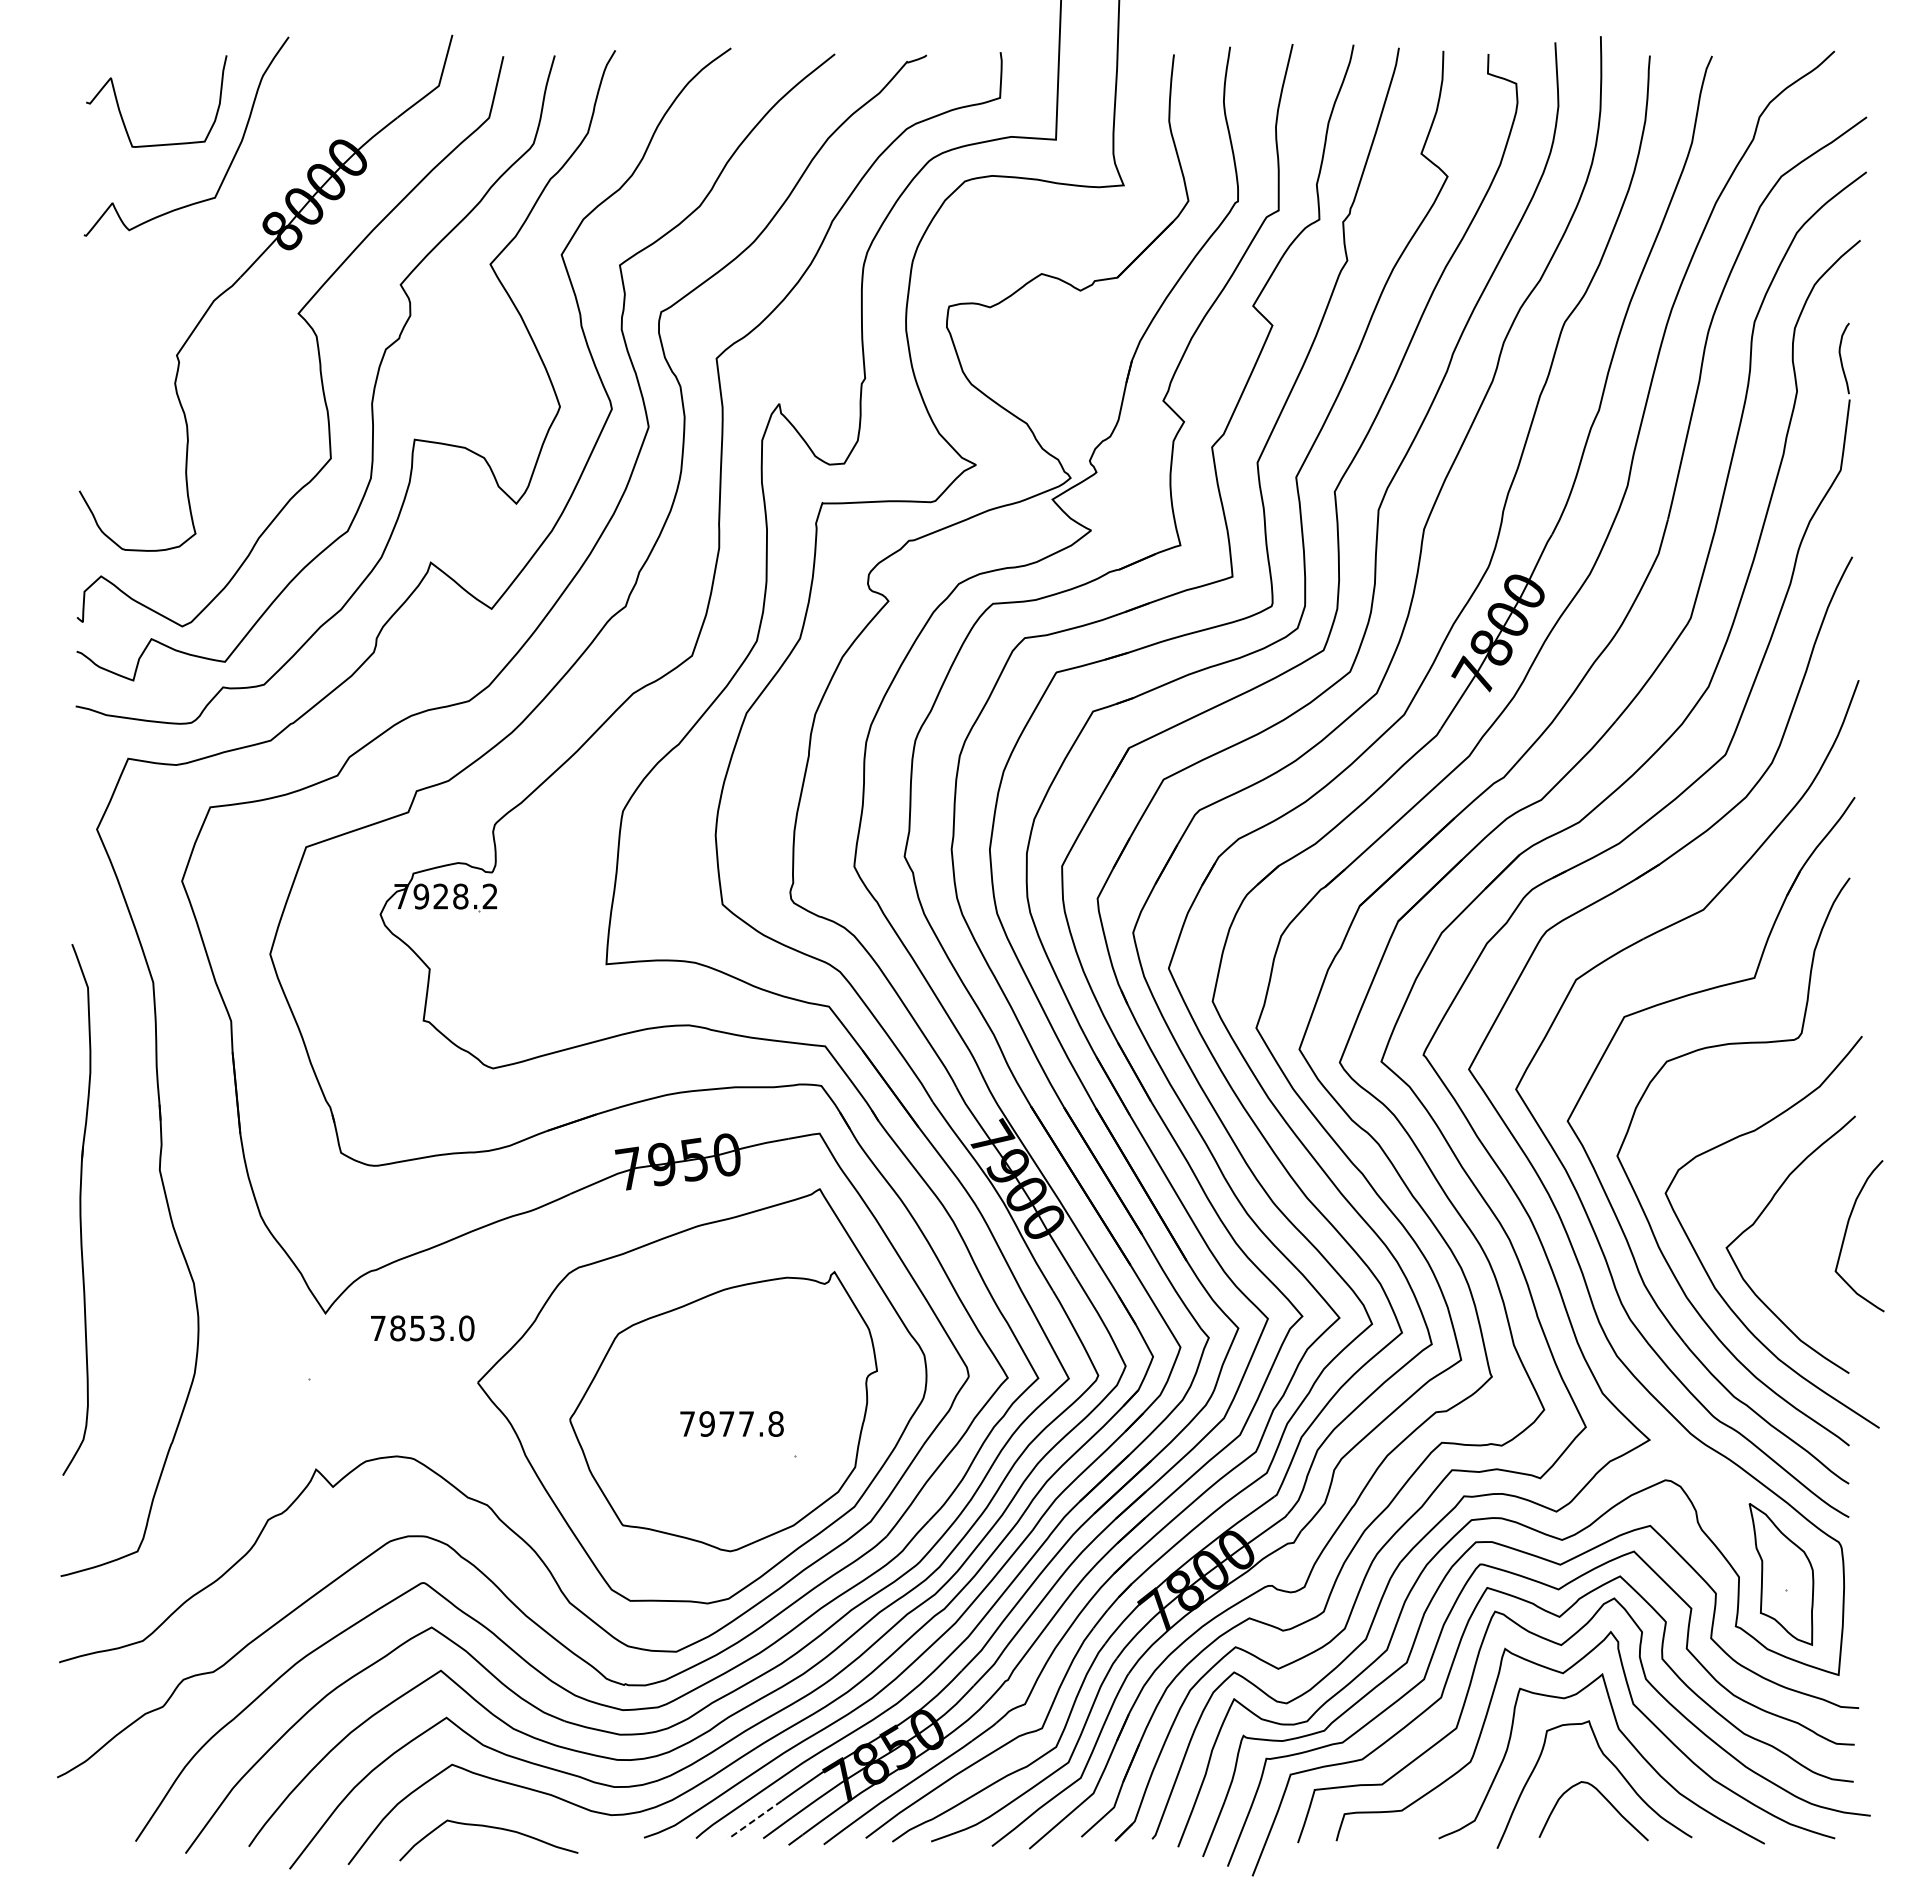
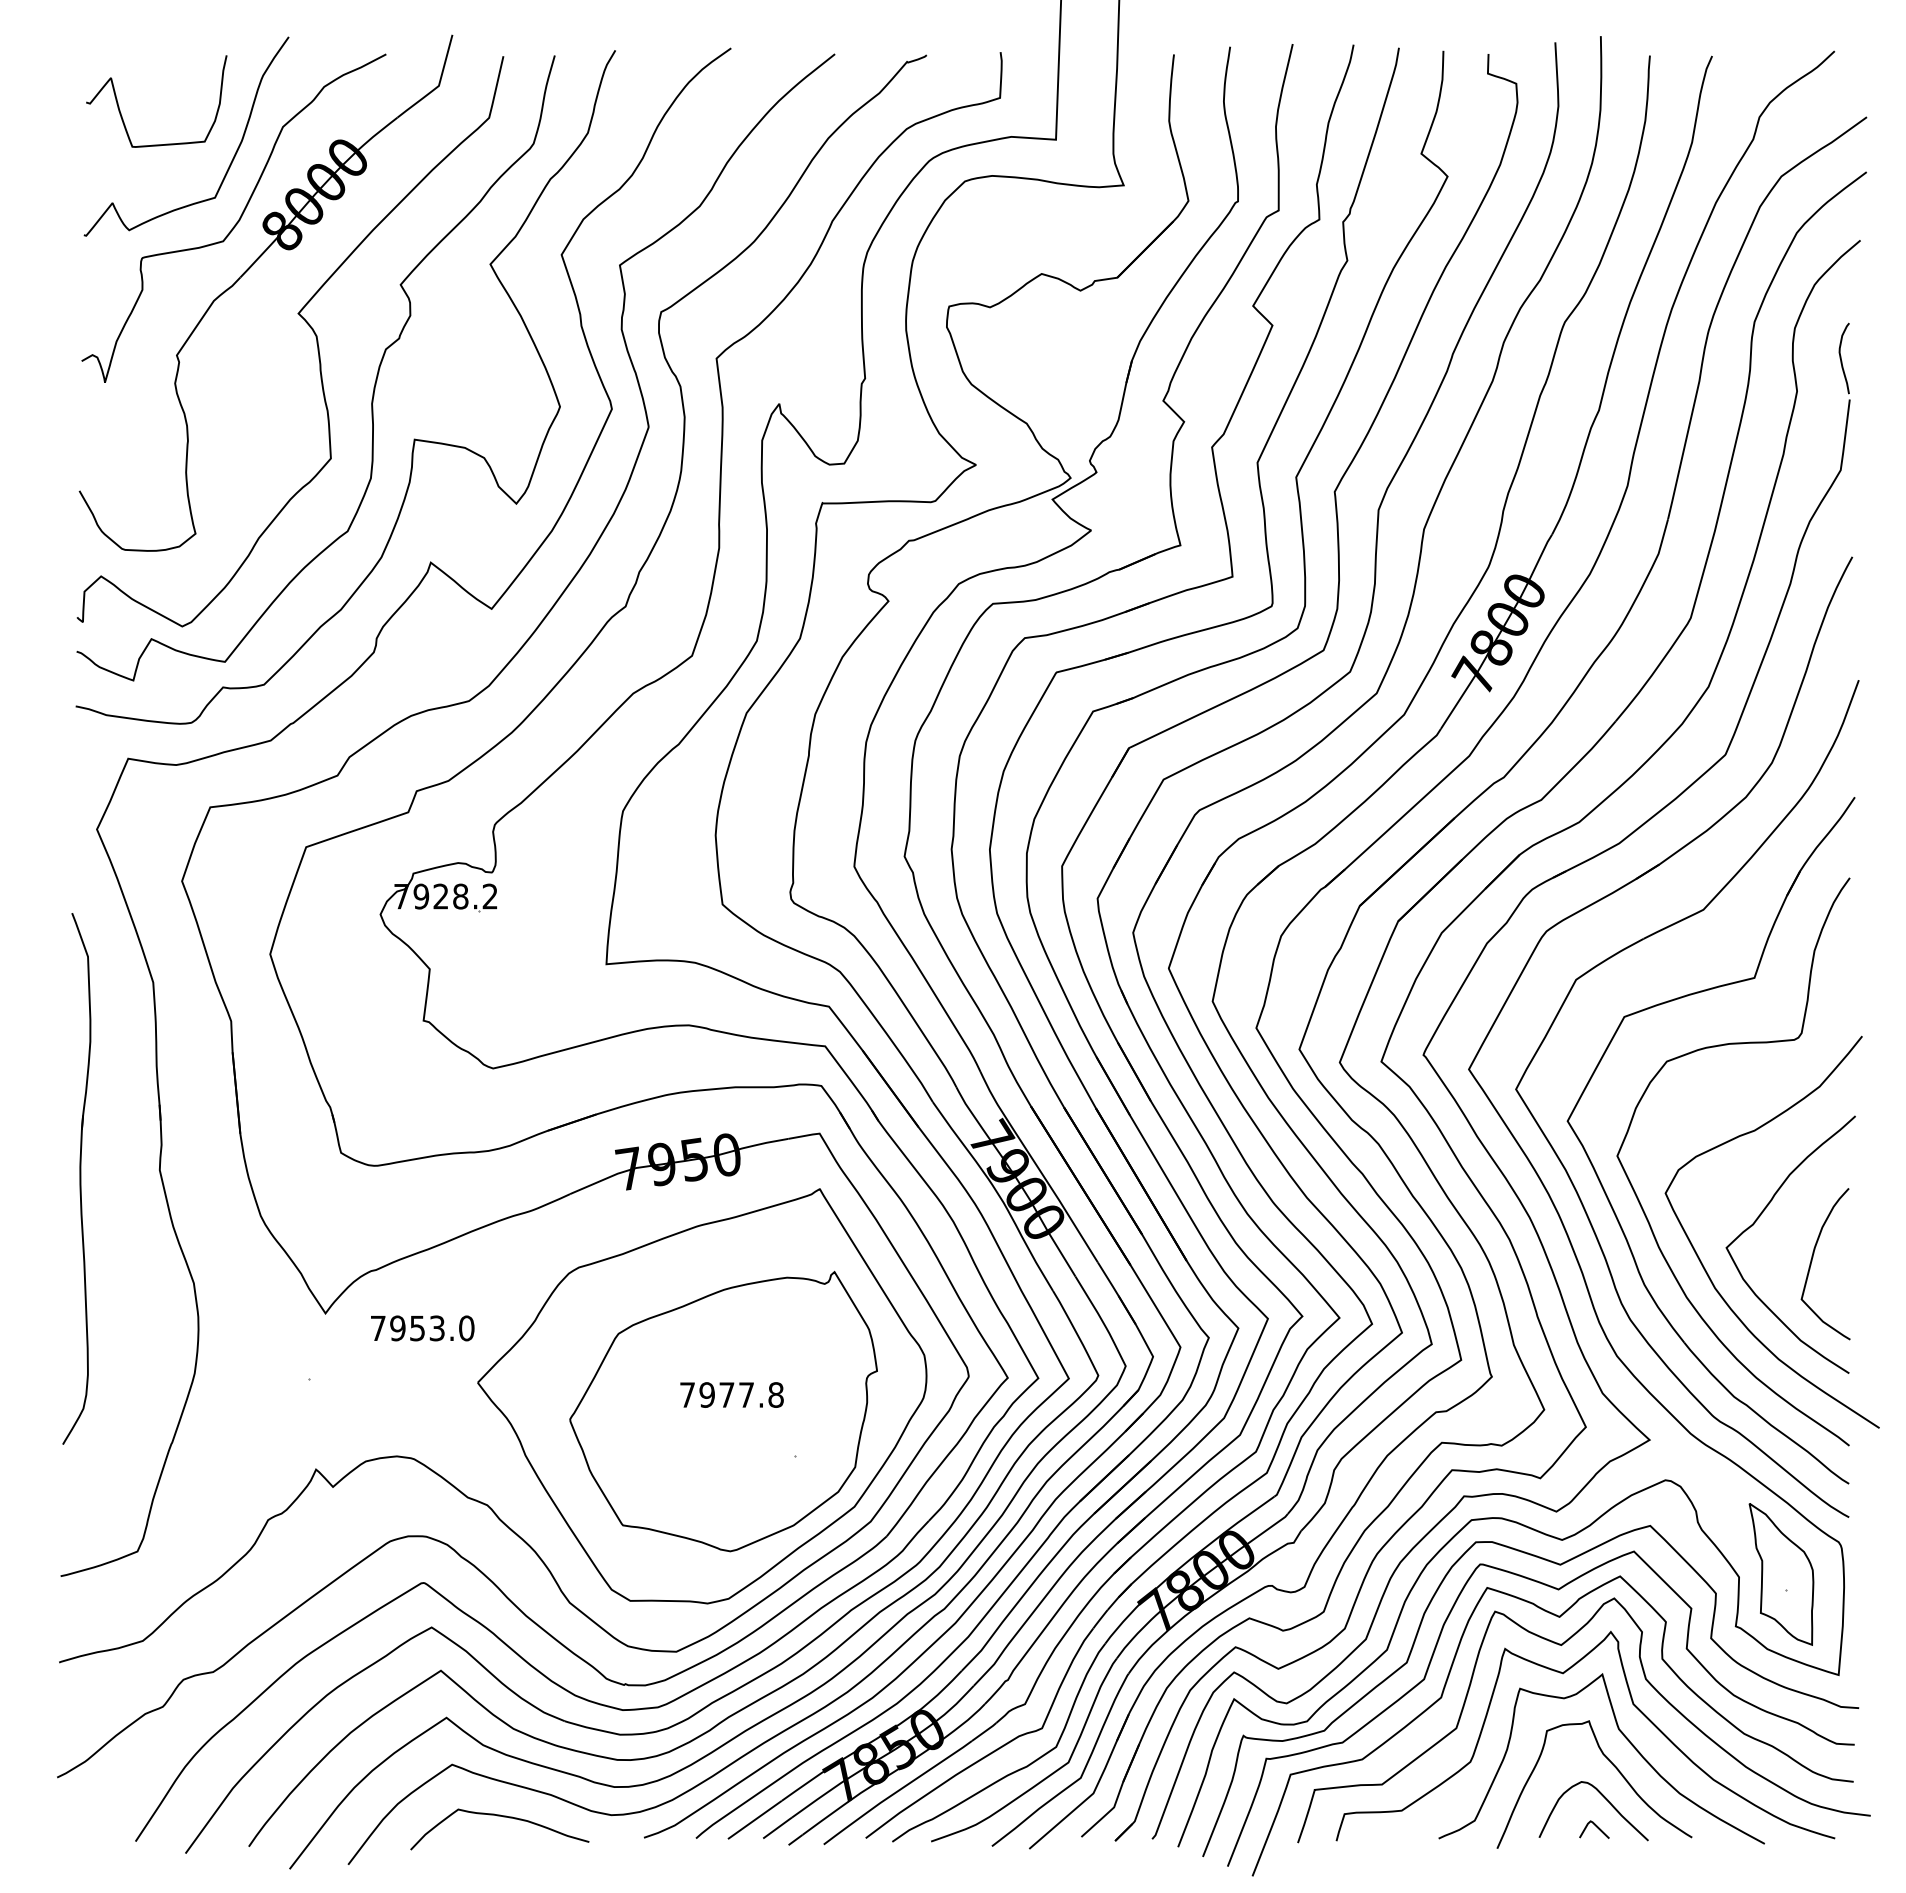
curve: none -> present (237, 220)
part position: (76, 1209) -> (76, 1178) (76, 1178)
curve position: (1846, 1233) -> (1812, 1261) (1812, 1261)
text: 7853.0 -> 7953.0 (397, 1328)
text position: (731, 1423) -> (731, 1394) (731, 1394)
line: dashed -> solid (754, 1820)
line: none -> present (1596, 1827)
curve position: (492, 1828) -> (503, 1817) (503, 1817)
